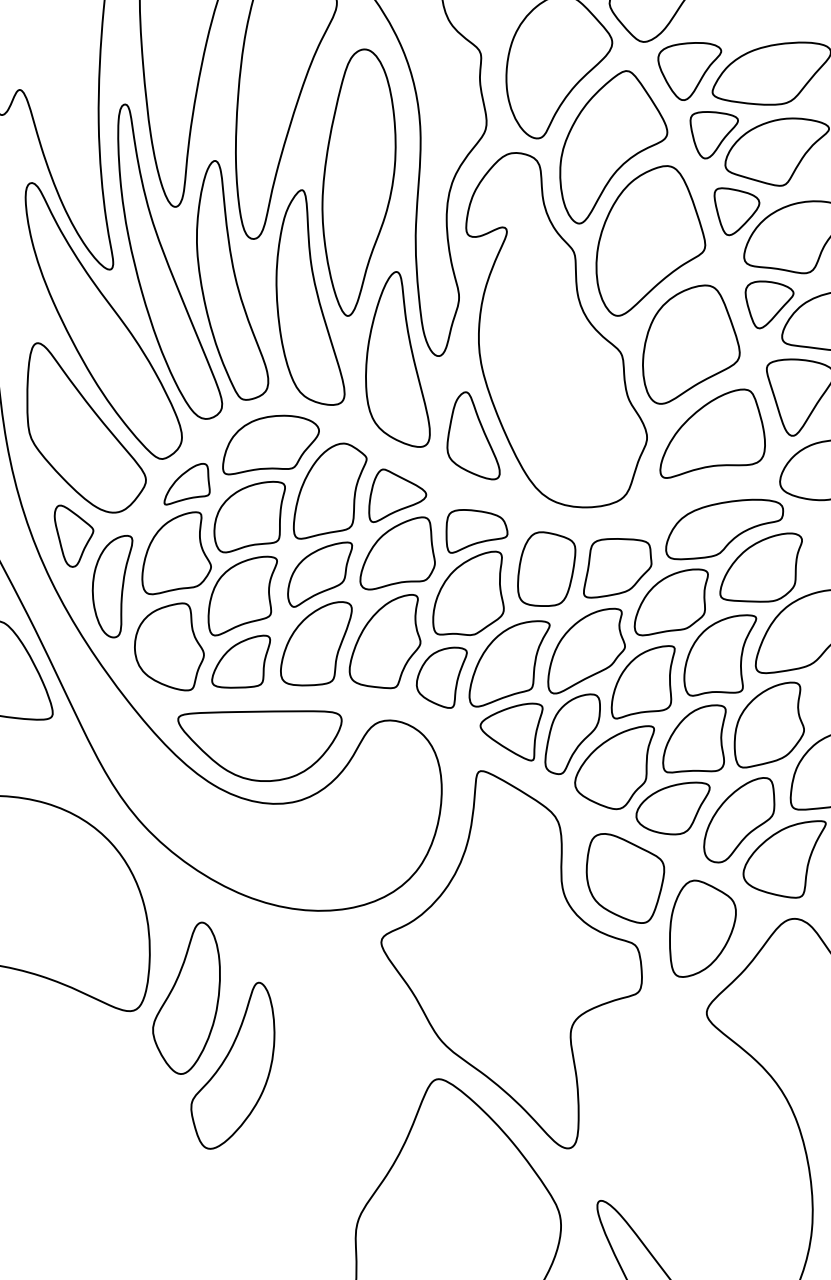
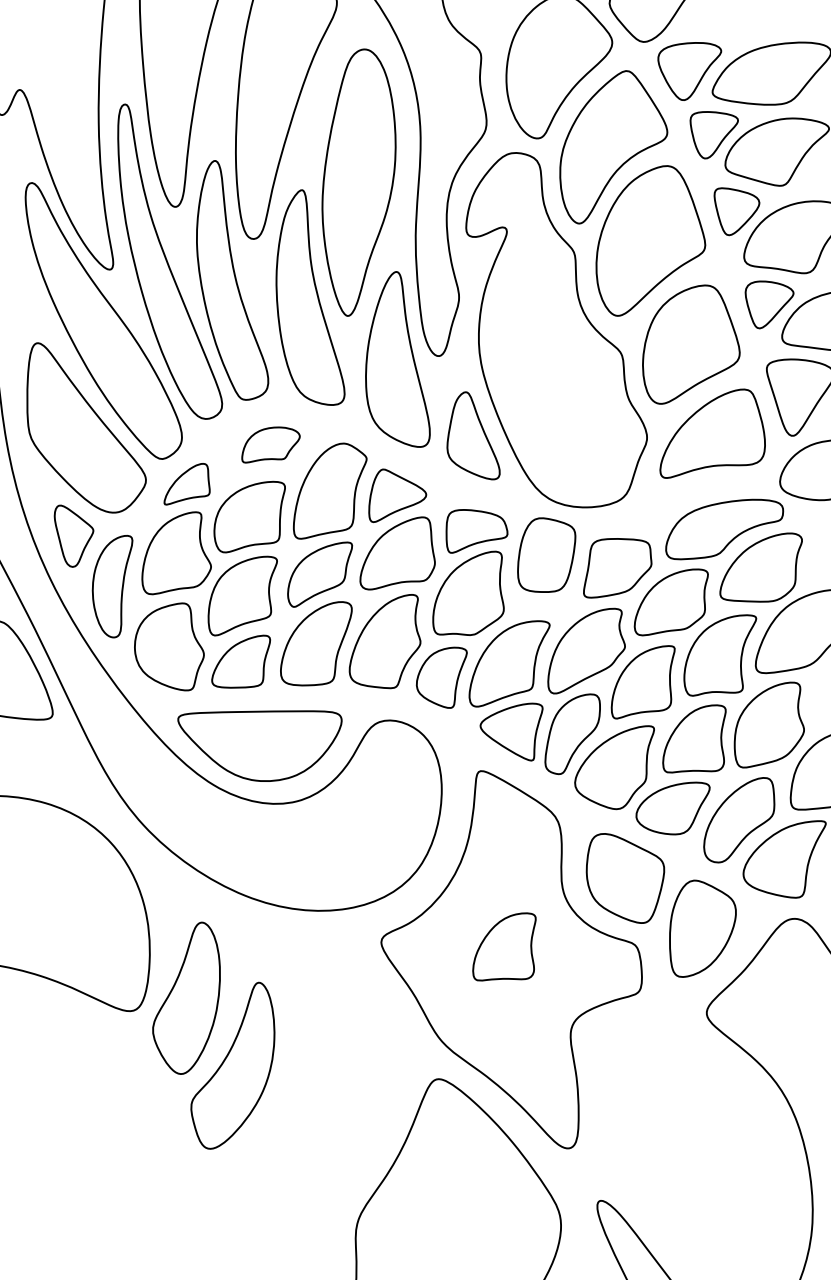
part size: 98x62 px -> 60x38 px (270, 444)
part position: (546, 568) -> (546, 554) (546, 554)
part: none -> present (504, 946)
